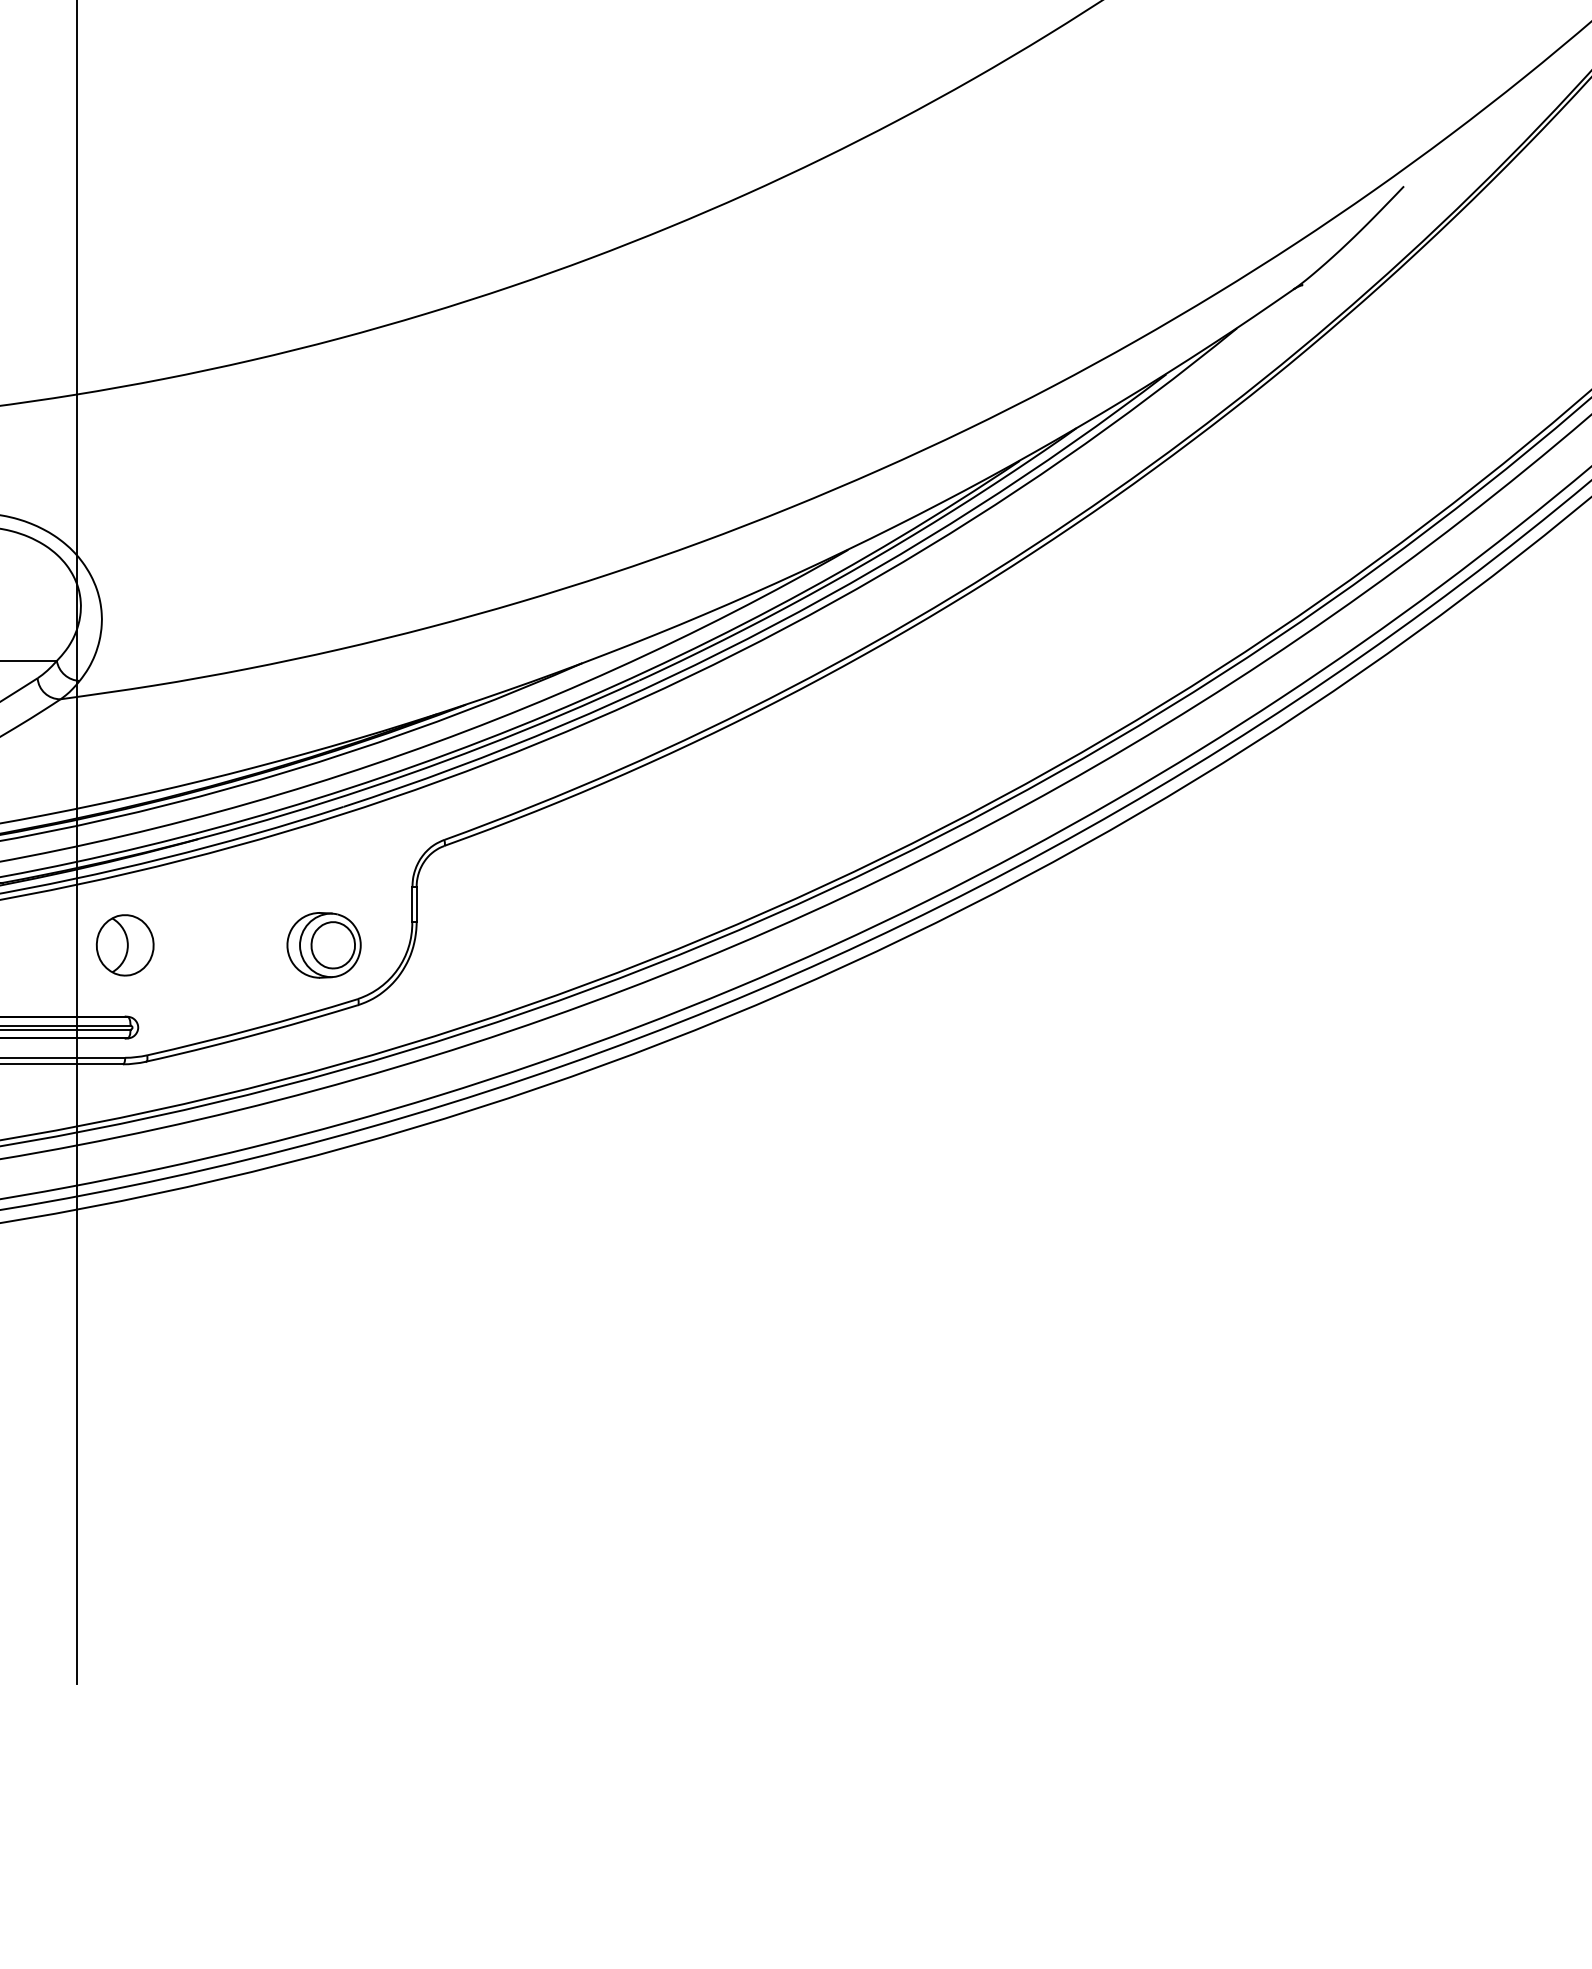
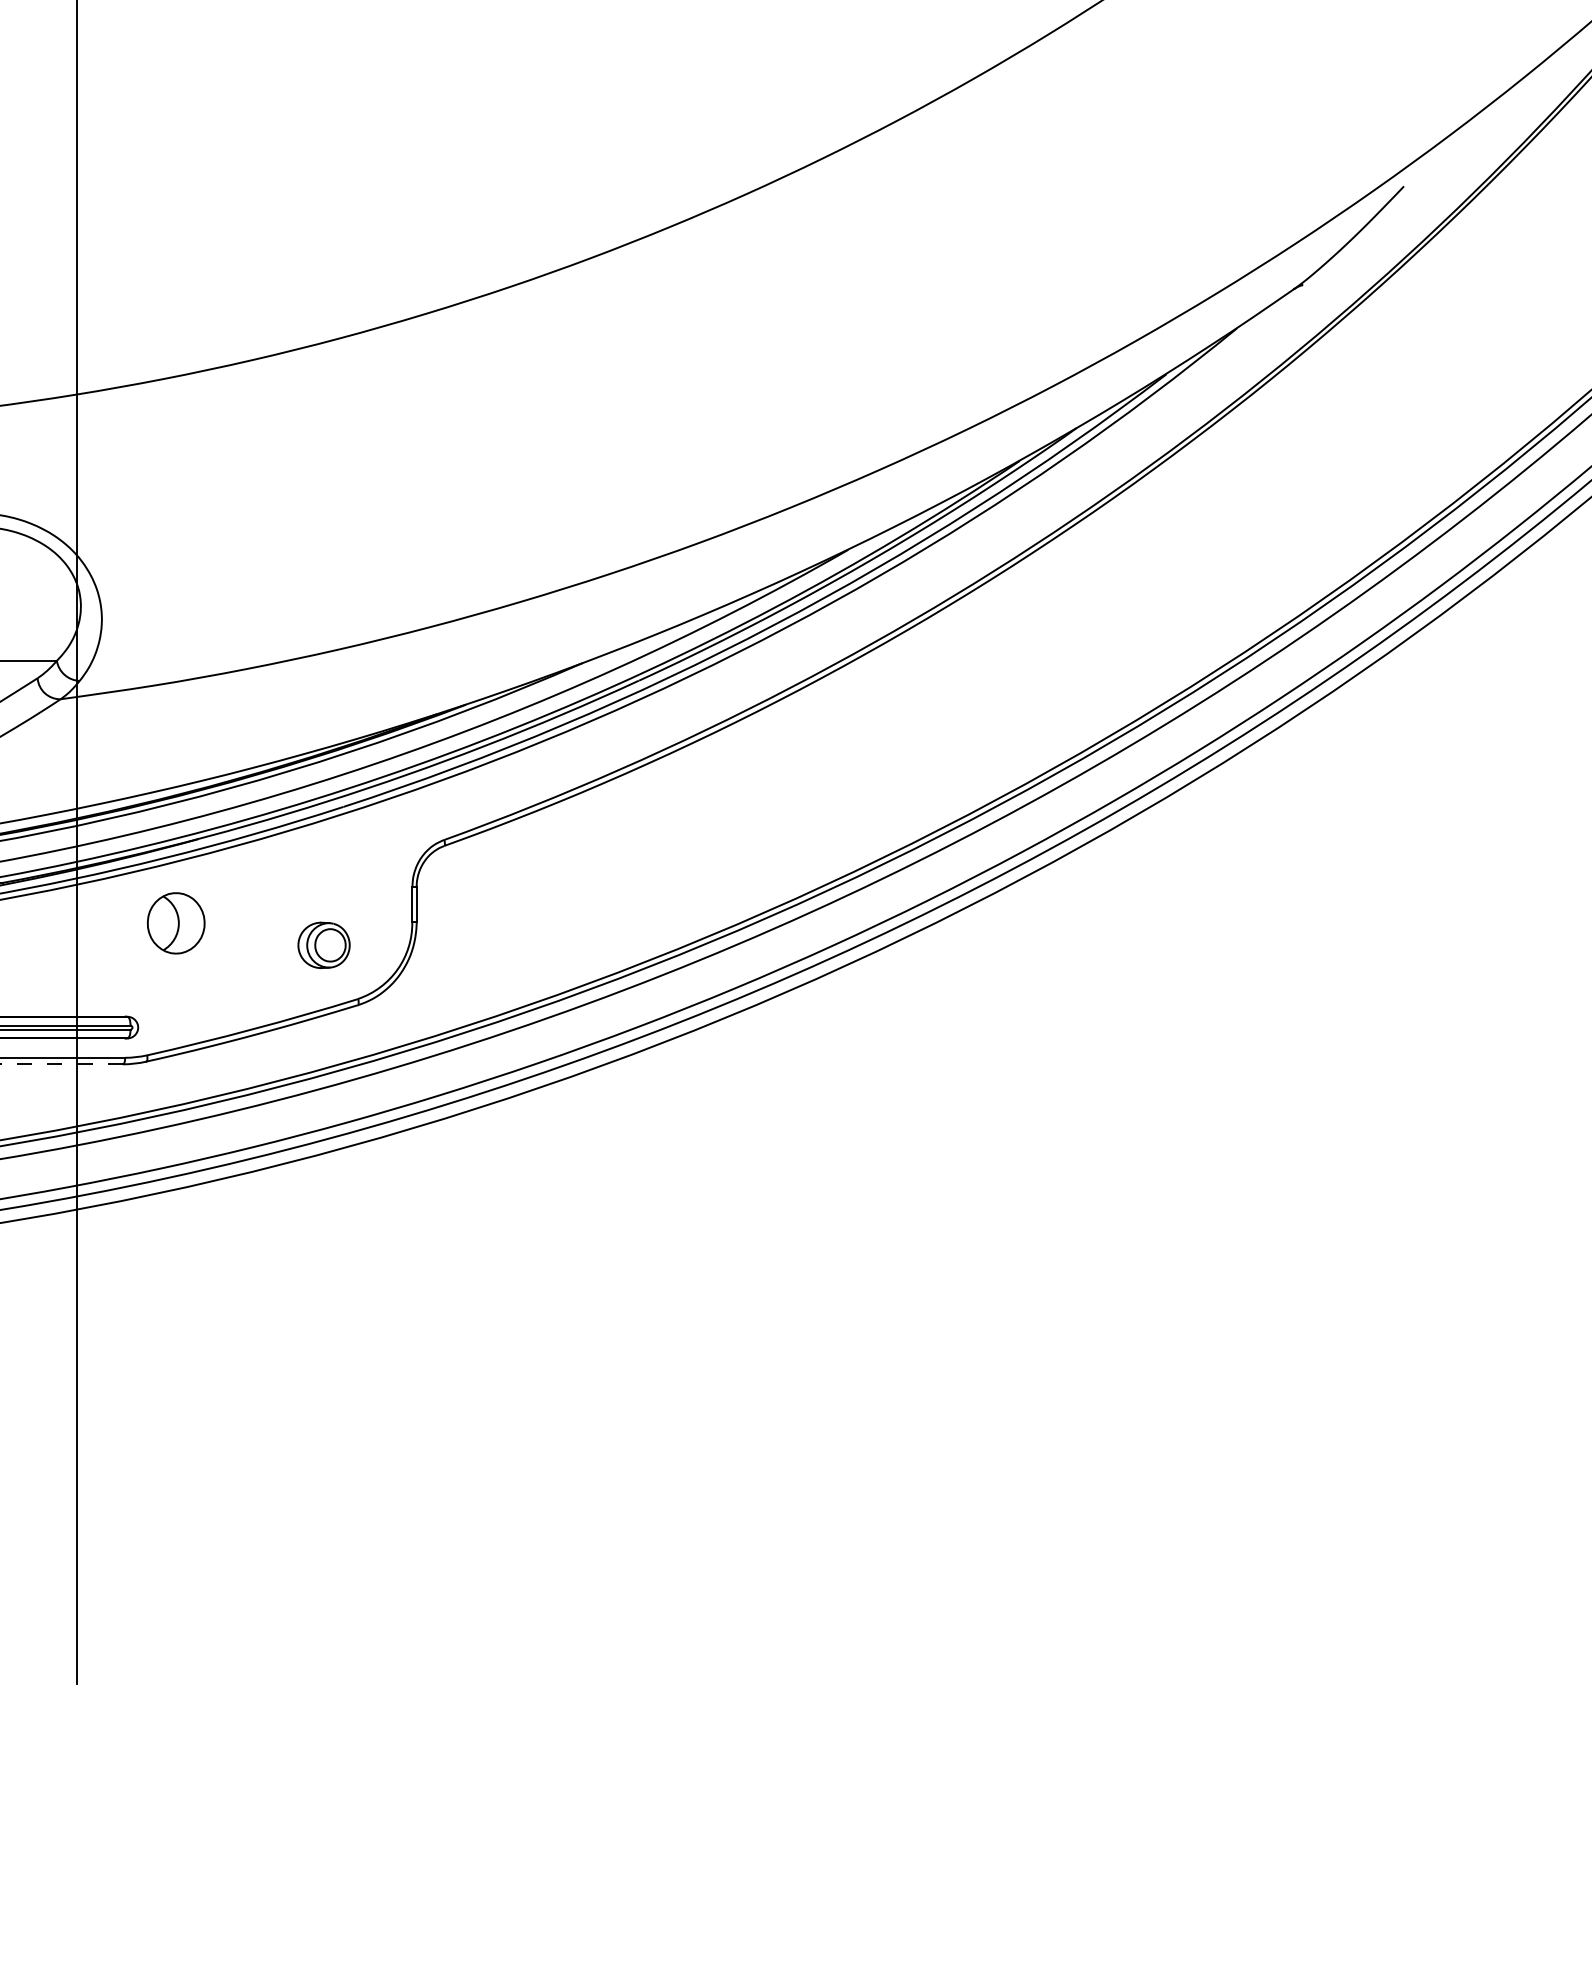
part position: (124, 945) -> (175, 923) (175, 923)
part size: 76x67 px -> 54x49 px (323, 945)
line: solid -> dashed (61, 1064)
